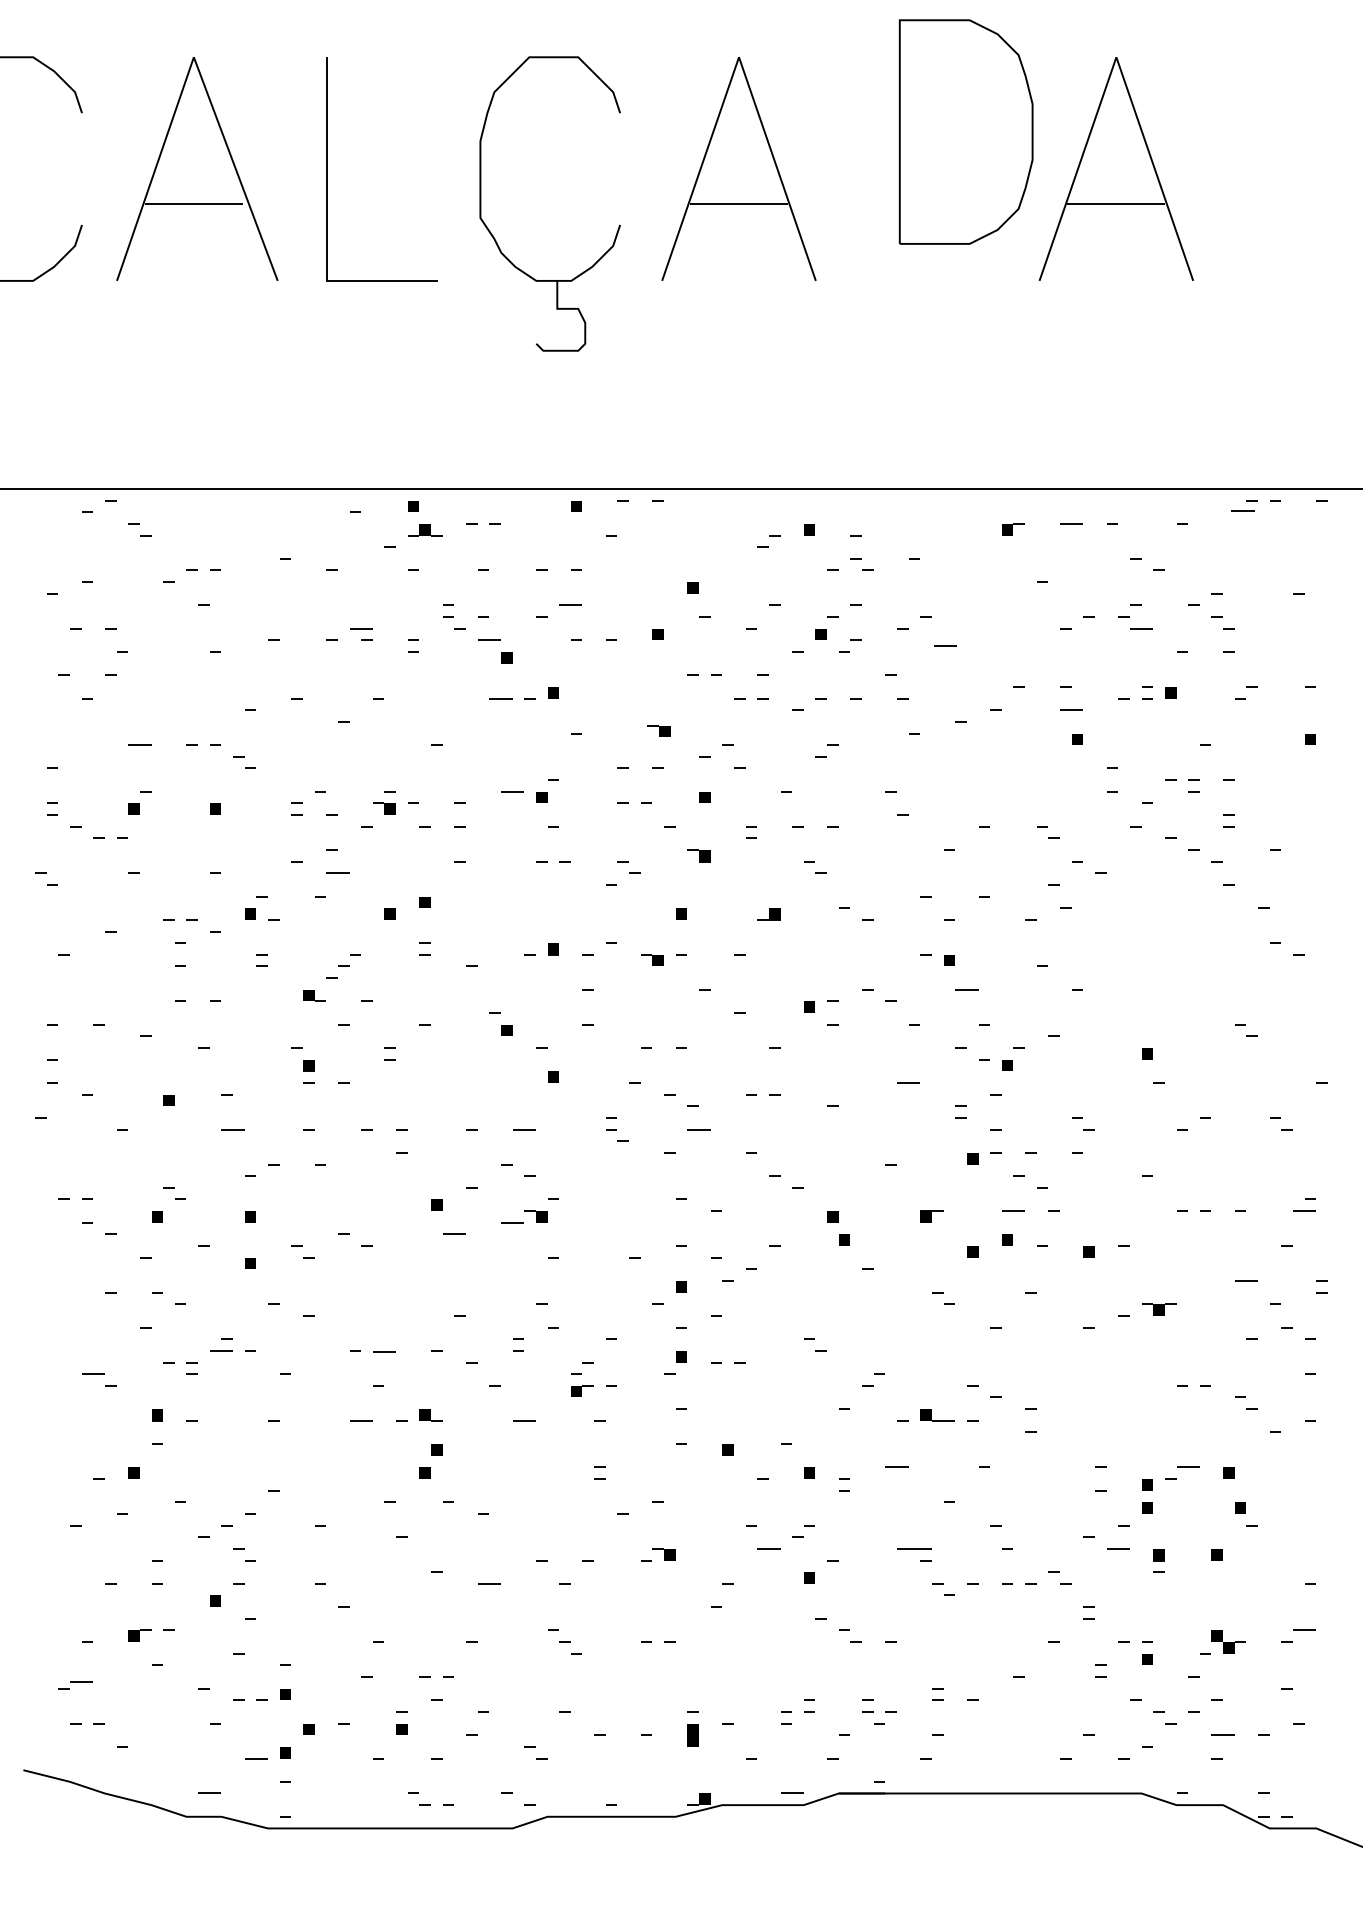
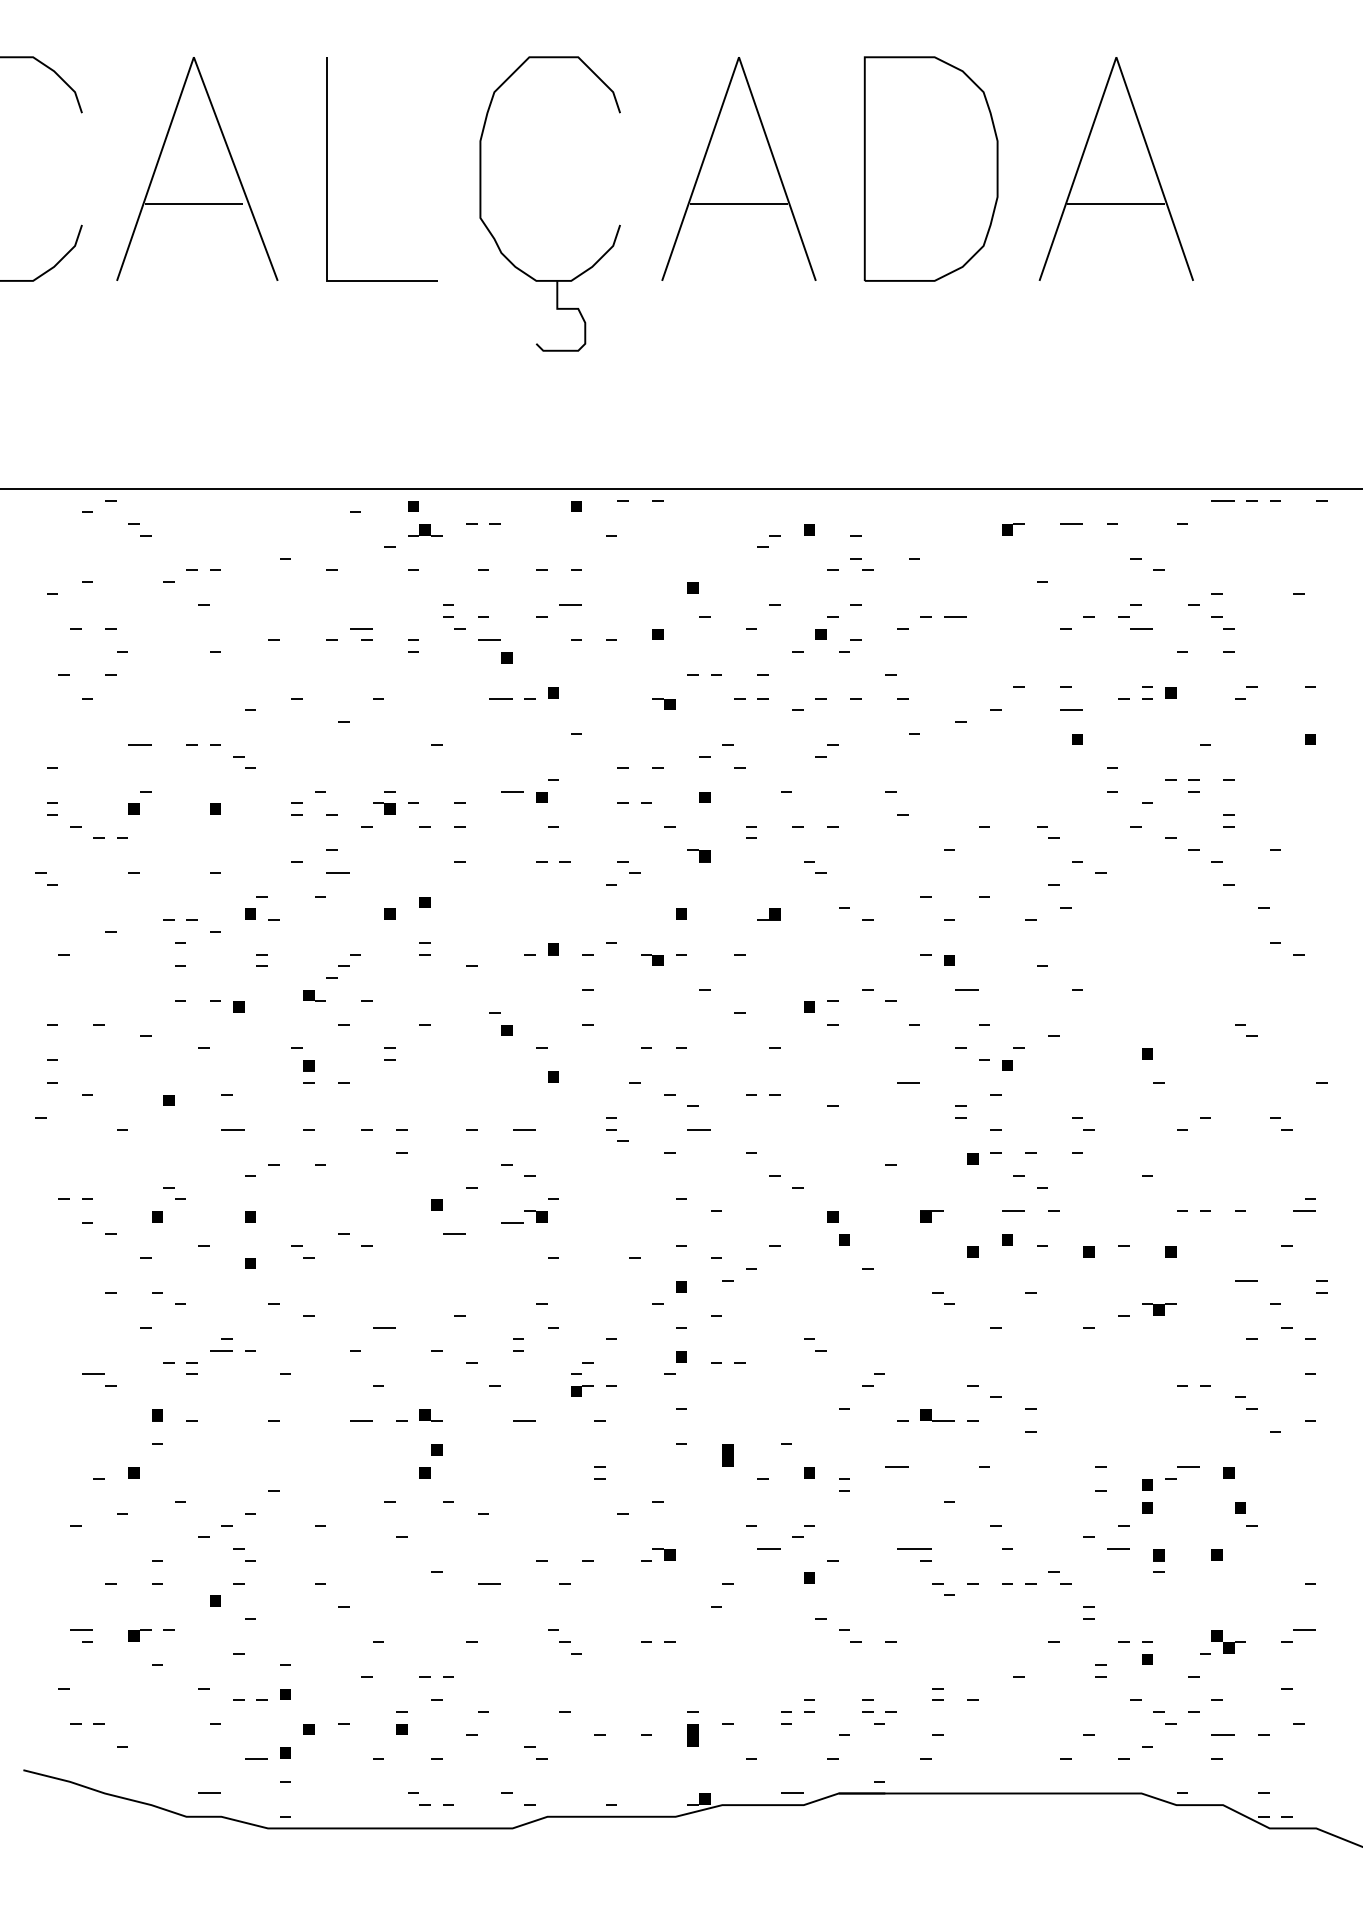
part position: (965, 131) -> (930, 168) (930, 168)
line position: (1242, 510) -> (1222, 500) (1222, 500)
line position: (945, 645) -> (955, 616) (955, 616)
part position: (658, 730) -> (663, 703) (663, 703)
fill: none -> present (238, 1007)
fill: none -> present (1170, 1251)
line position: (384, 1351) -> (384, 1327) (384, 1327)
fill: none -> present (727, 1461)
line position: (81, 1681) -> (81, 1629) (81, 1629)
